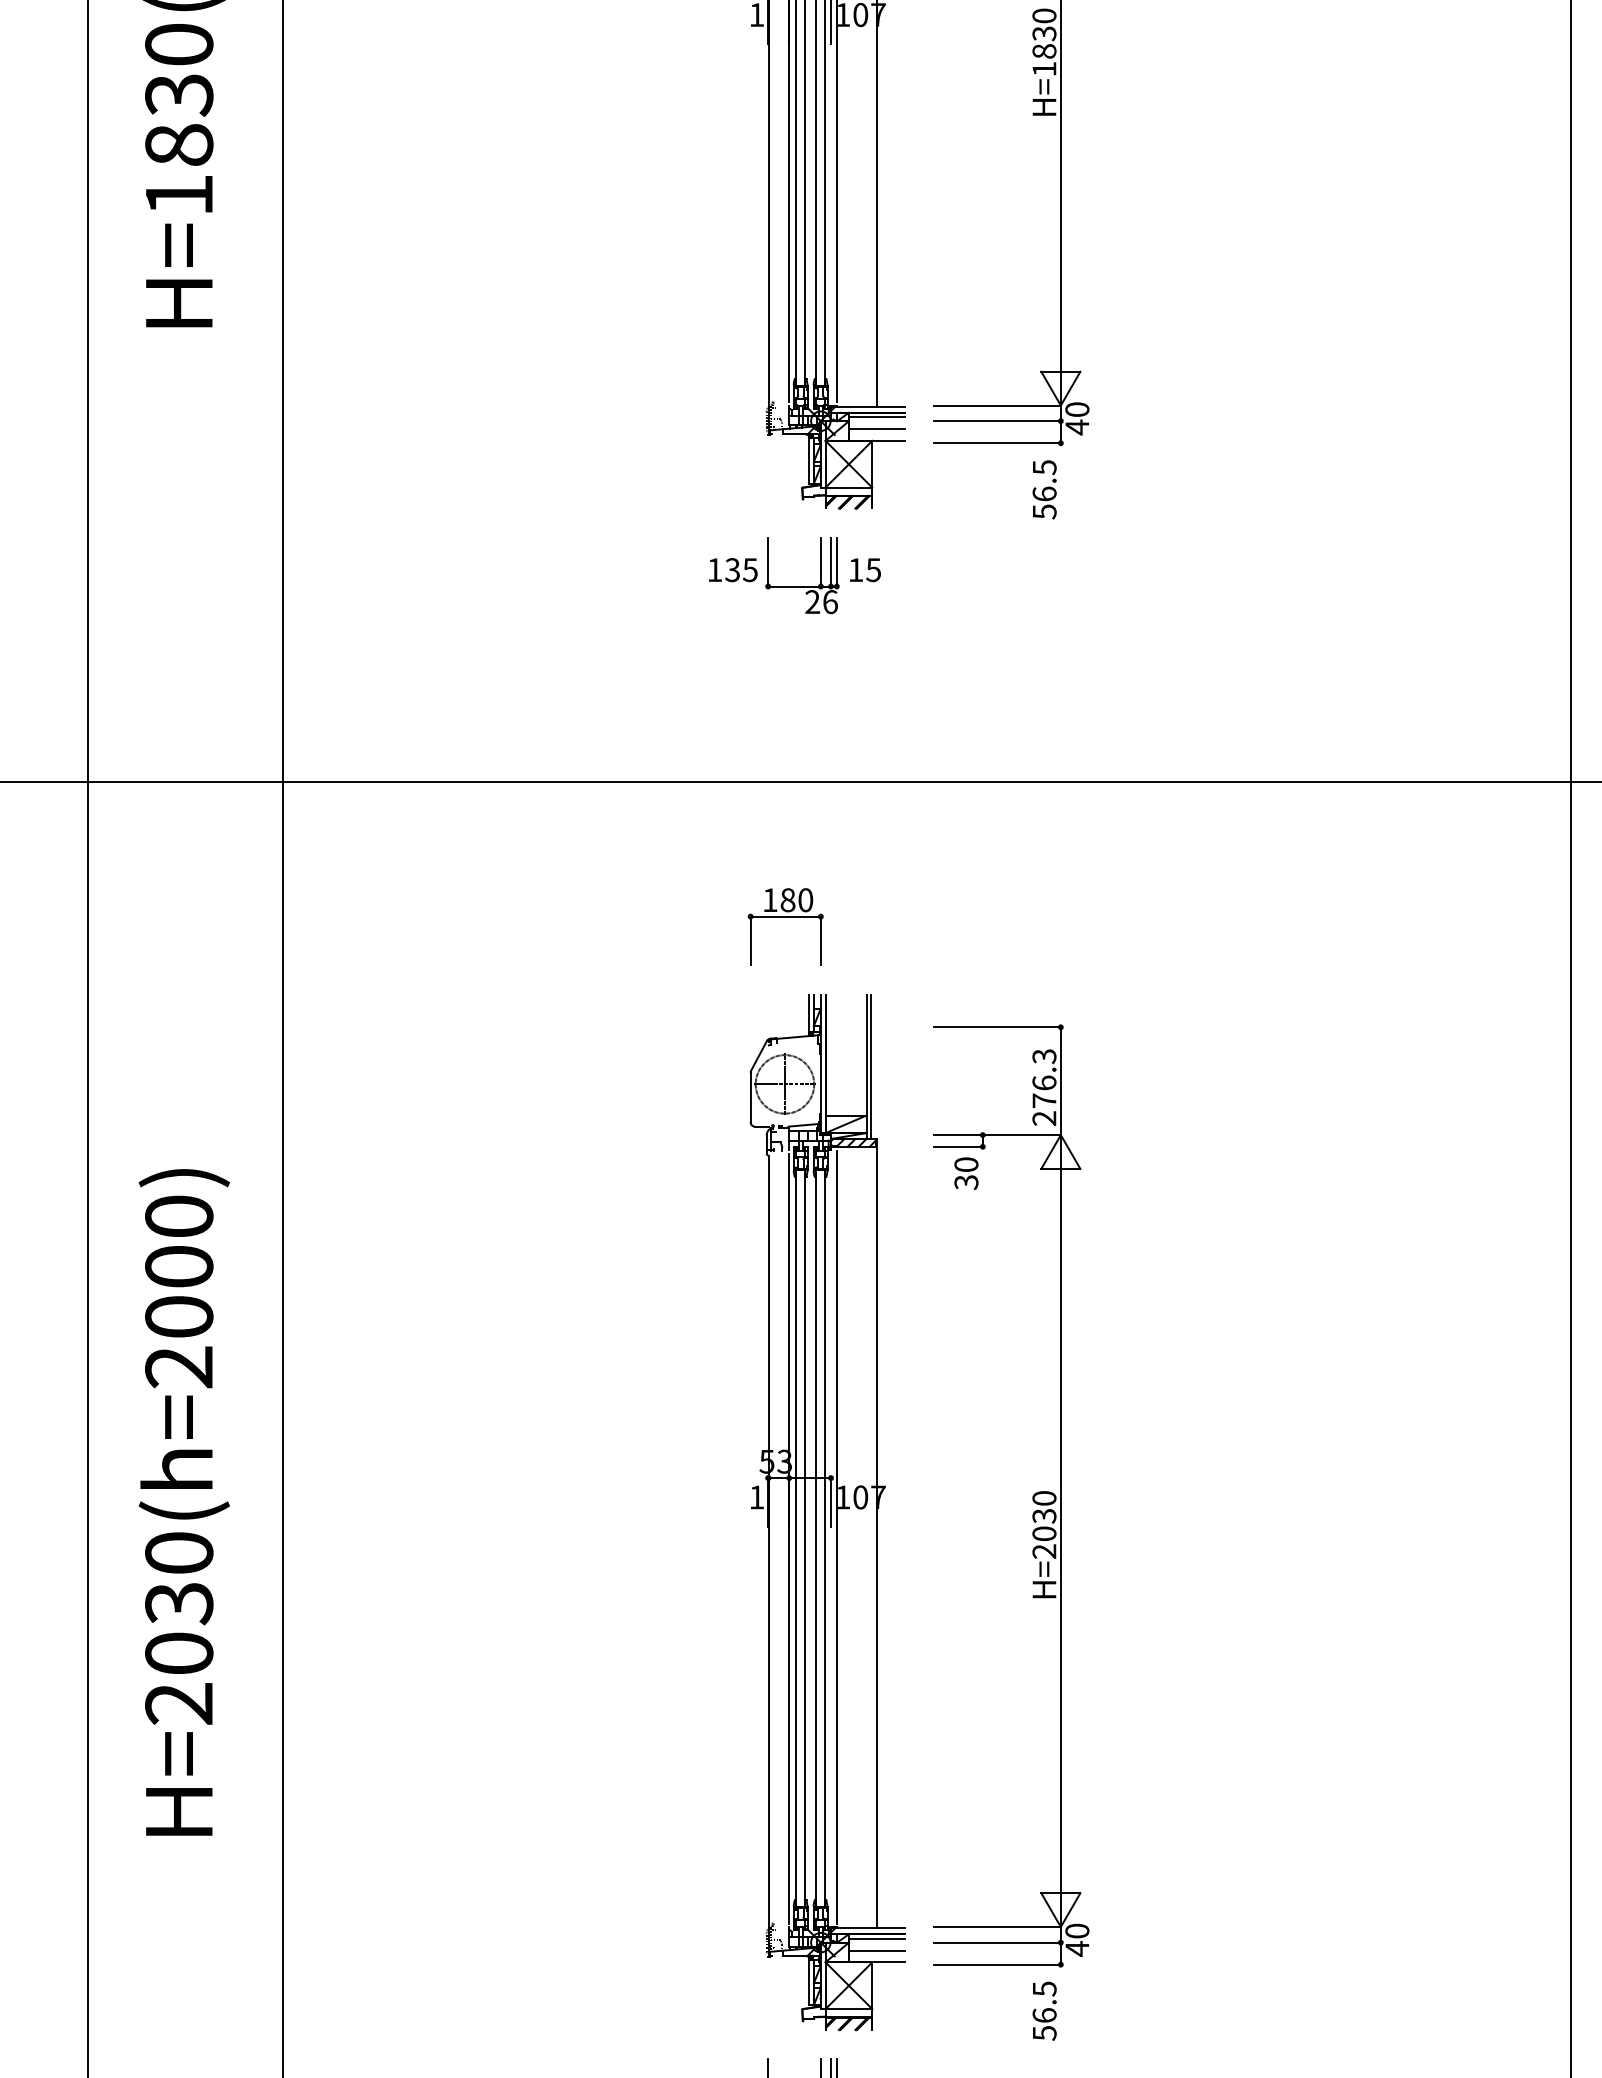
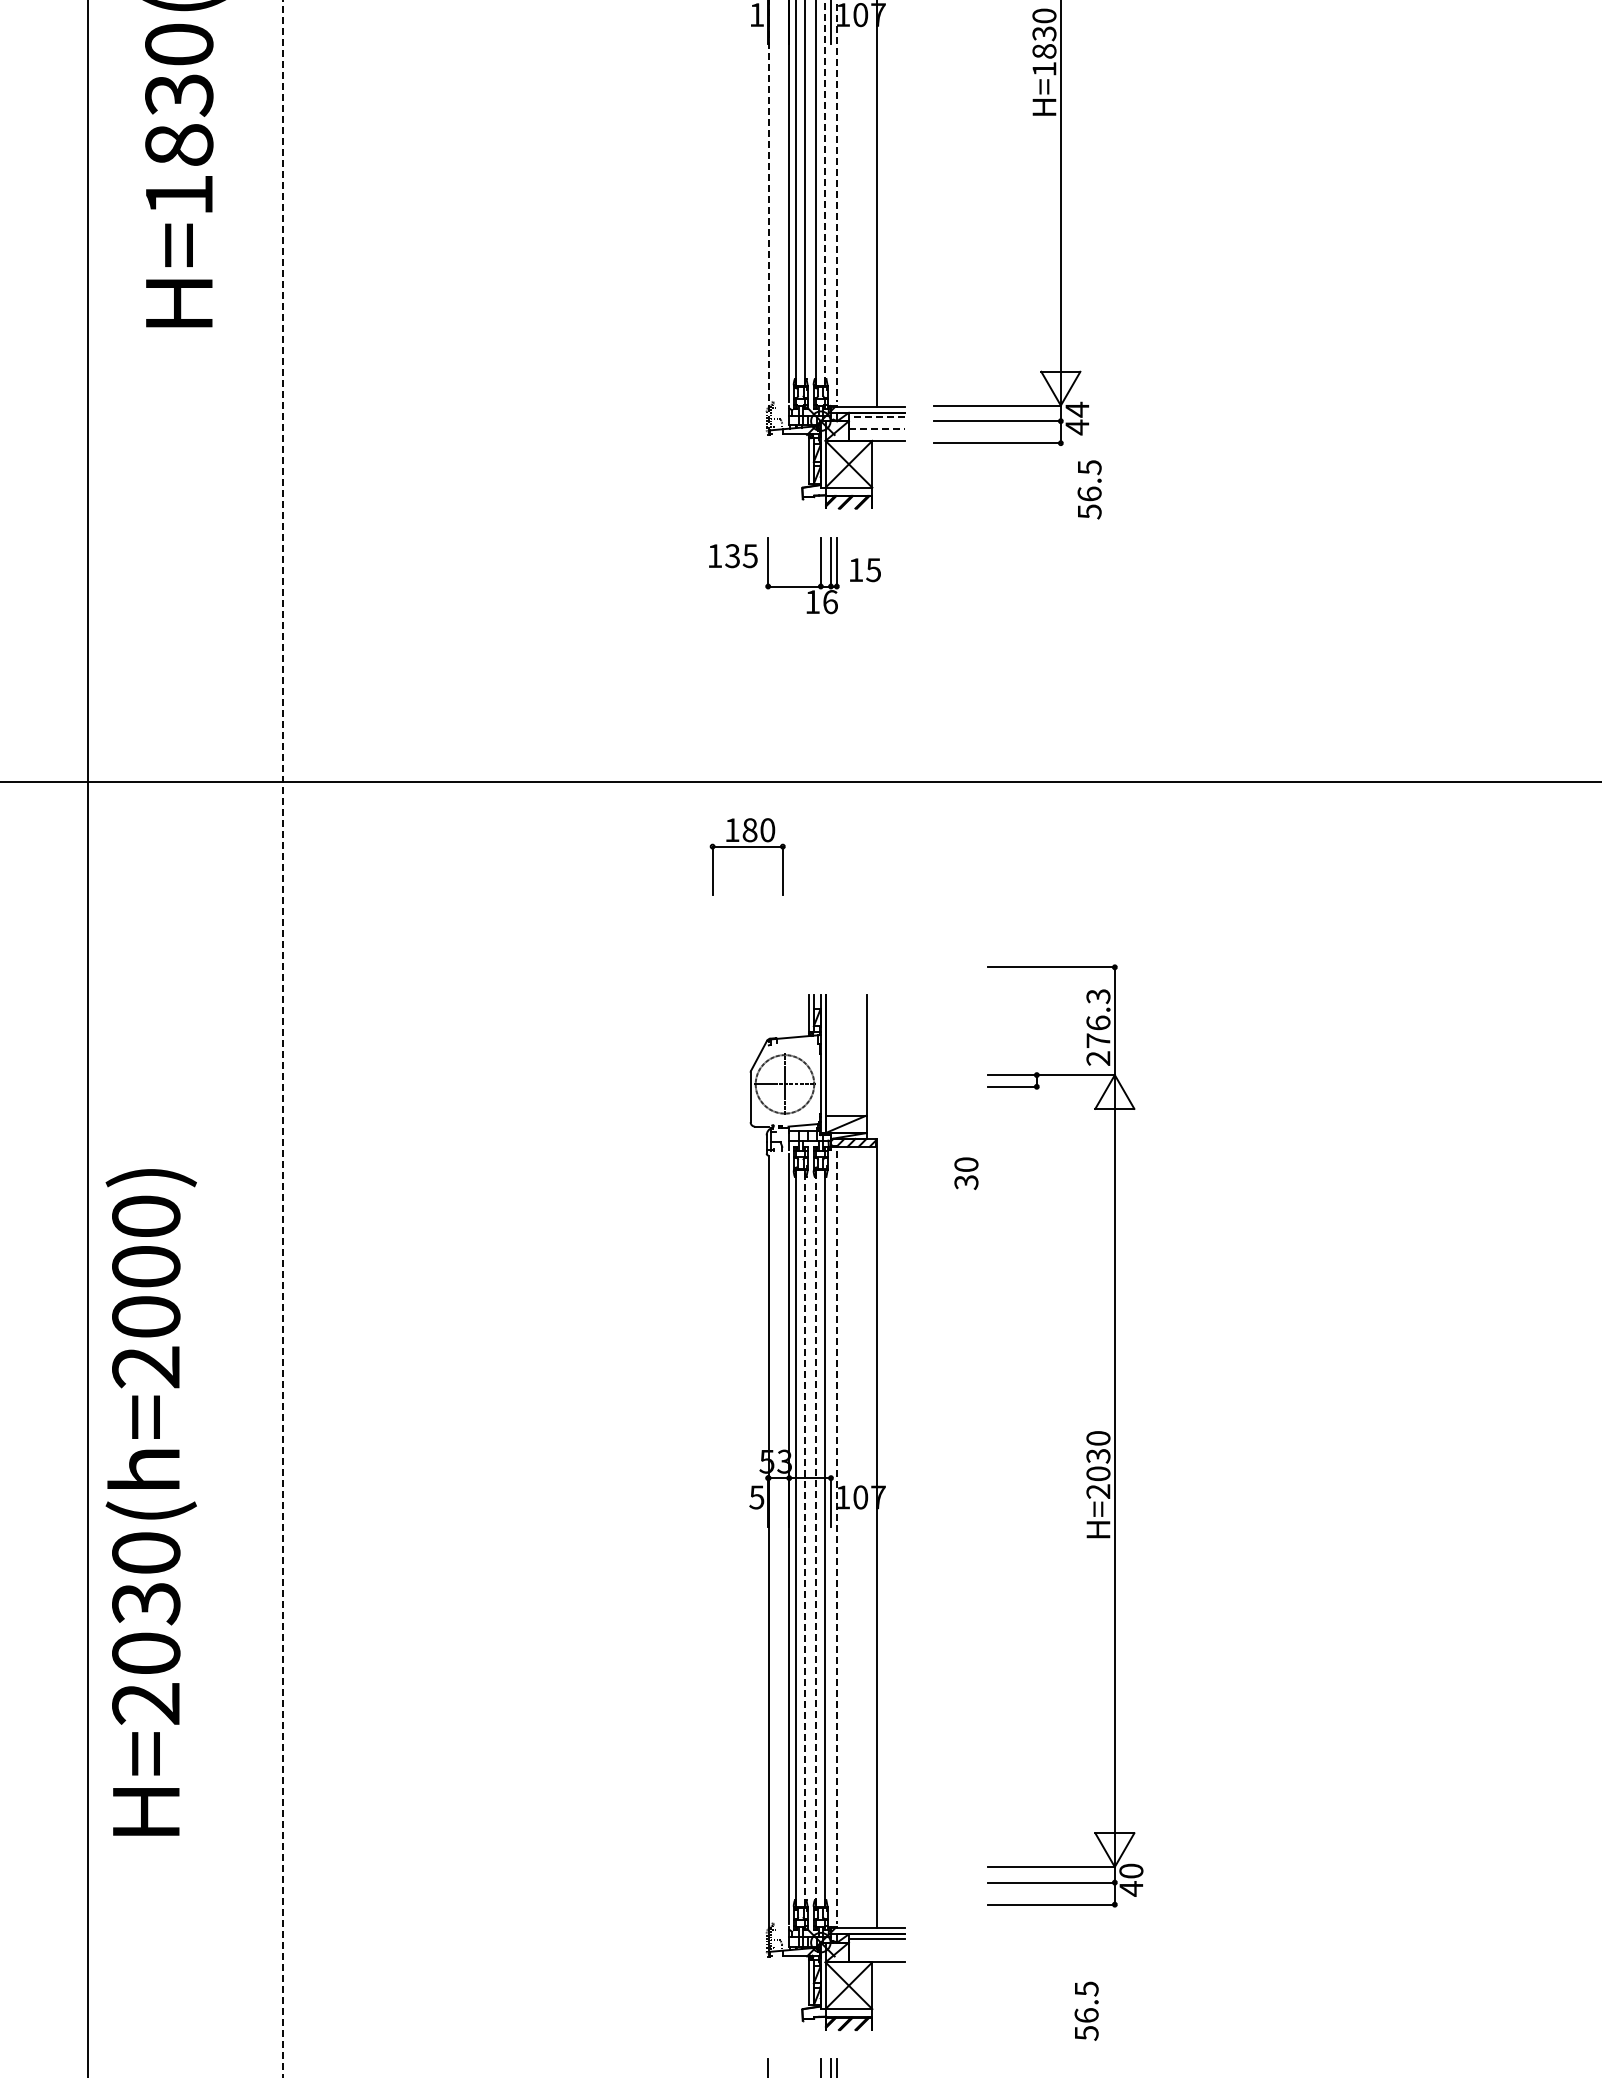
line: solid -> dashed (824, 192)
line: solid -> dashed (836, 201)
line: solid -> dashed (768, 217)
text: 40 -> 44 (1077, 409)
line: solid -> dashed (876, 417)
line: solid -> dashed (876, 429)
text position: (1044, 489) -> (1089, 489) (1089, 489)
text position: (733, 570) -> (733, 556) (733, 556)
text: 26 -> 16 (812, 601)
part position: (785, 917) -> (747, 847) (747, 847)
line: solid -> dashed (283, 1038)
line: present -> none (1570, 1038)
line: present -> none (871, 1066)
part position: (1032, 1496) -> (1086, 1436) (1086, 1436)
text: 1 -> 5 (756, 1497)
text position: (183, 1502) -> (150, 1502) (150, 1502)
line: solid -> dashed (836, 1537)
line: solid -> dashed (804, 1538)
line: solid -> dashed (815, 1538)
line: present -> none (876, 1950)
text position: (1044, 2010) -> (1086, 2010) (1086, 2010)
